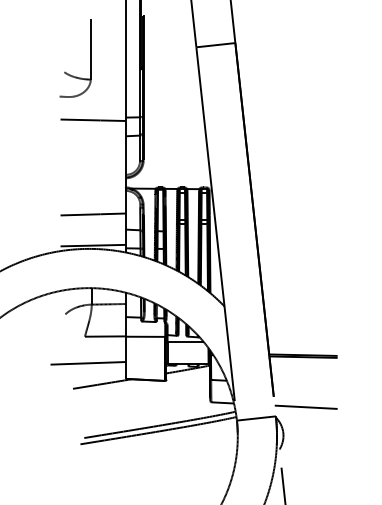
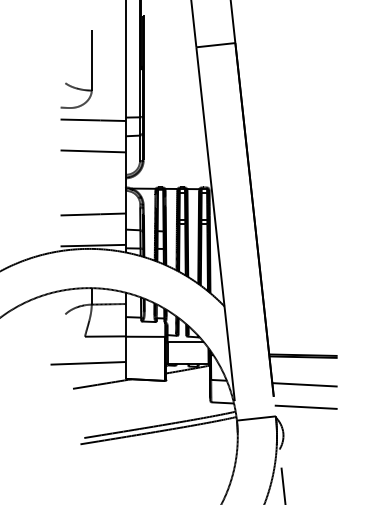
part position: (90, 58) -> (91, 69) (91, 69)
line: none -> present (92, 151)
line: none -> present (304, 384)
